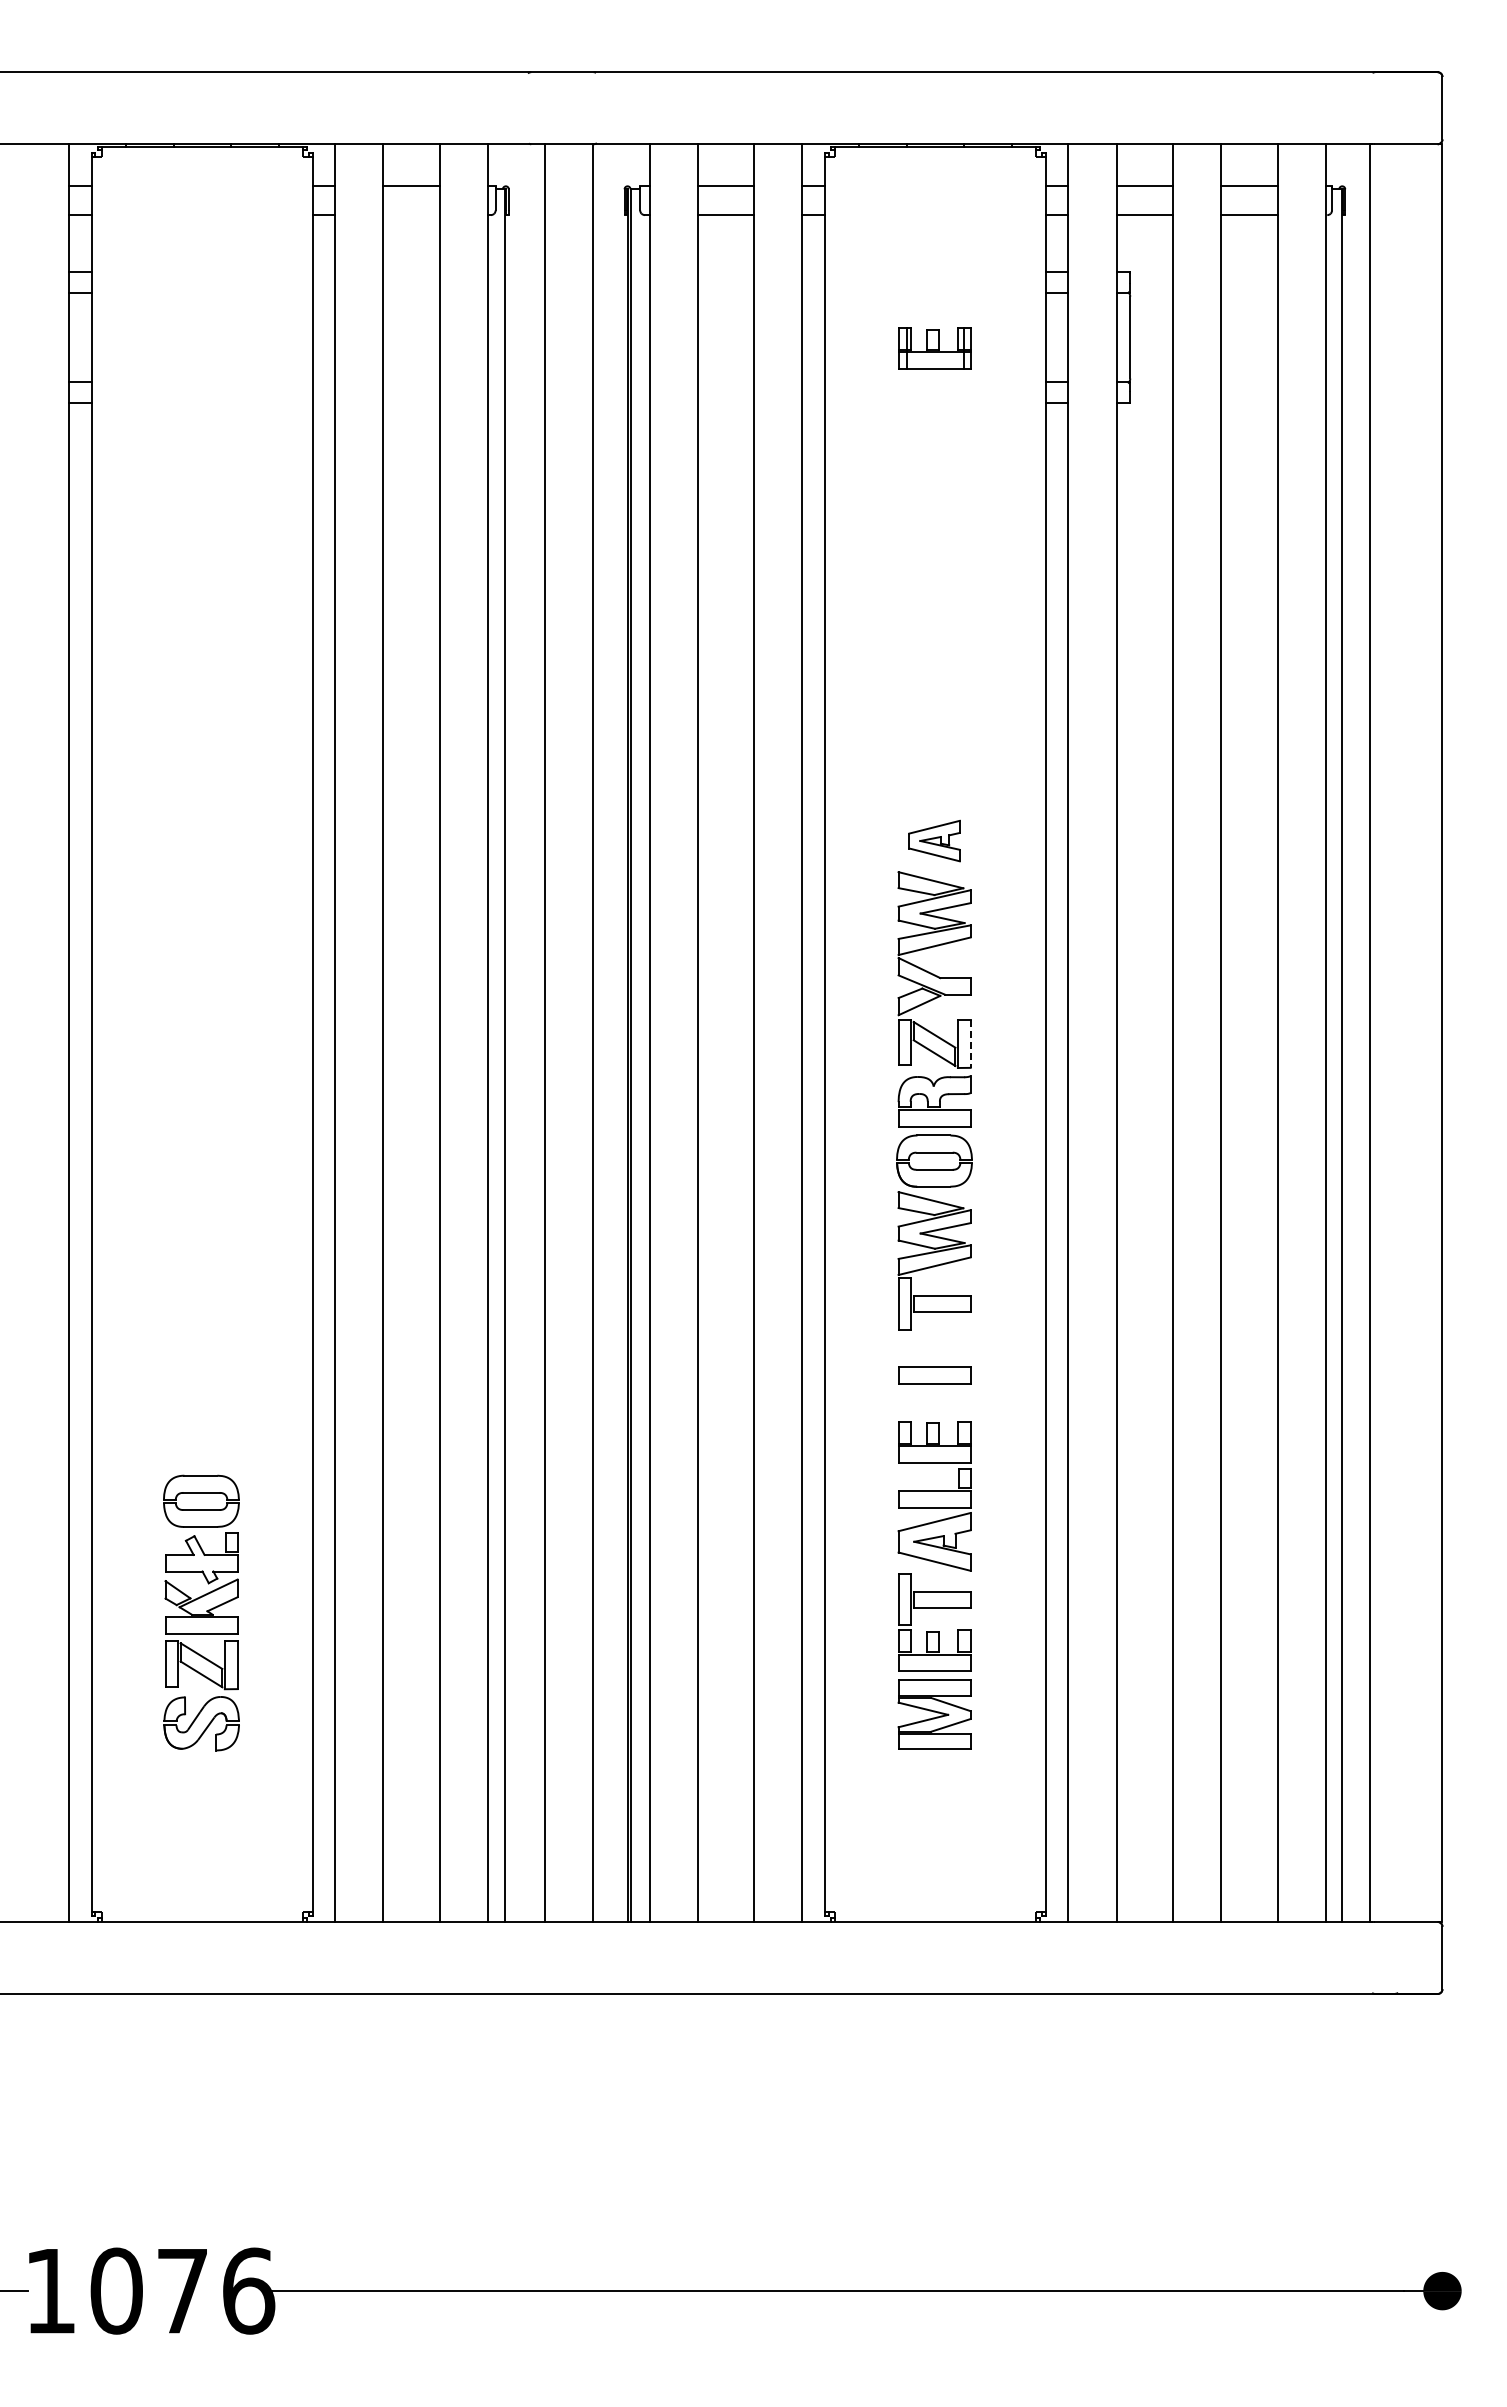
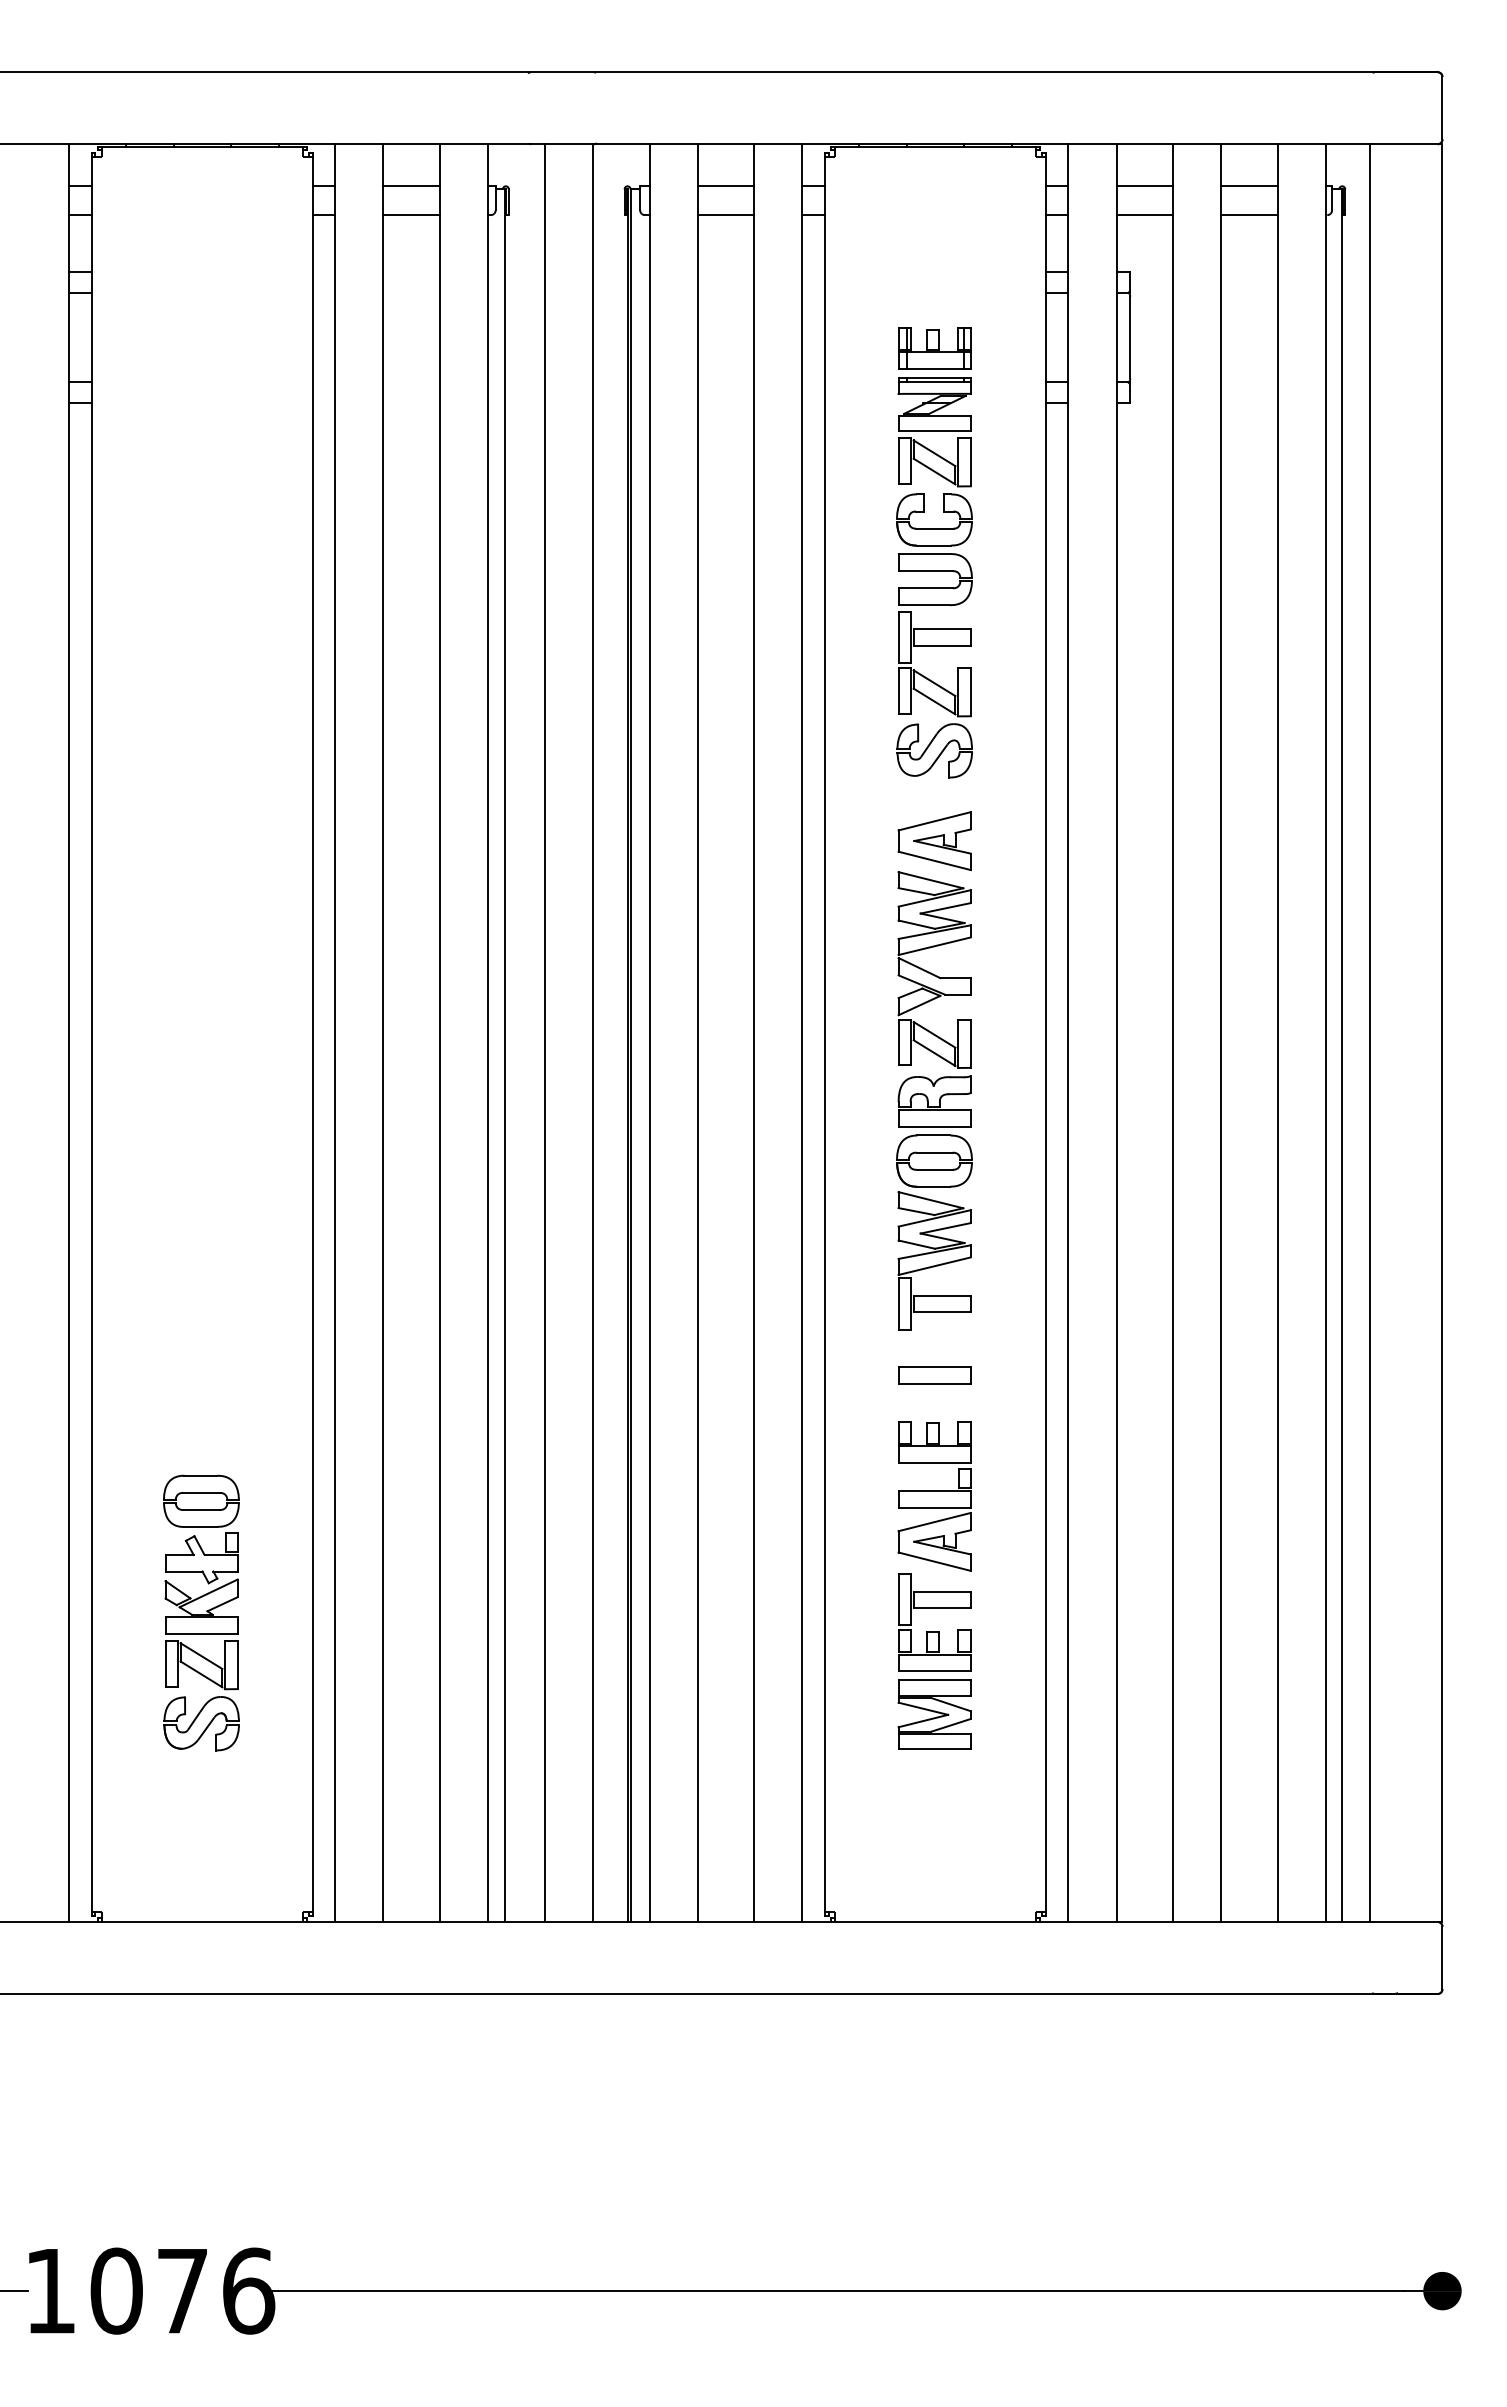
line: none -> present (411, 215)
part: none -> present (934, 577)
part size: 53x44 px -> 75x60 px (934, 840)
line: dashed -> solid (970, 1044)
